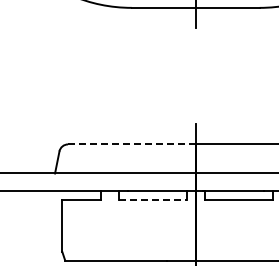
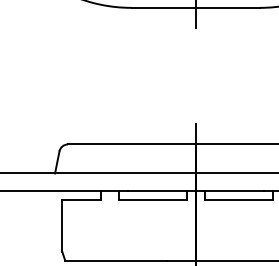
line: dashed -> solid (132, 144)
line: dashed -> solid (153, 199)
